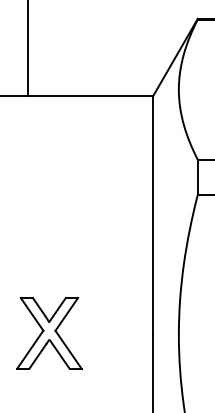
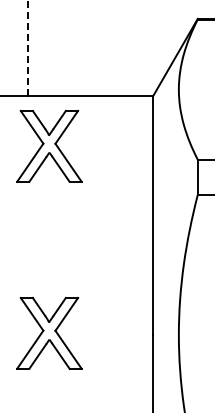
line: solid -> dashed (27, 48)
part: none -> present (49, 145)
